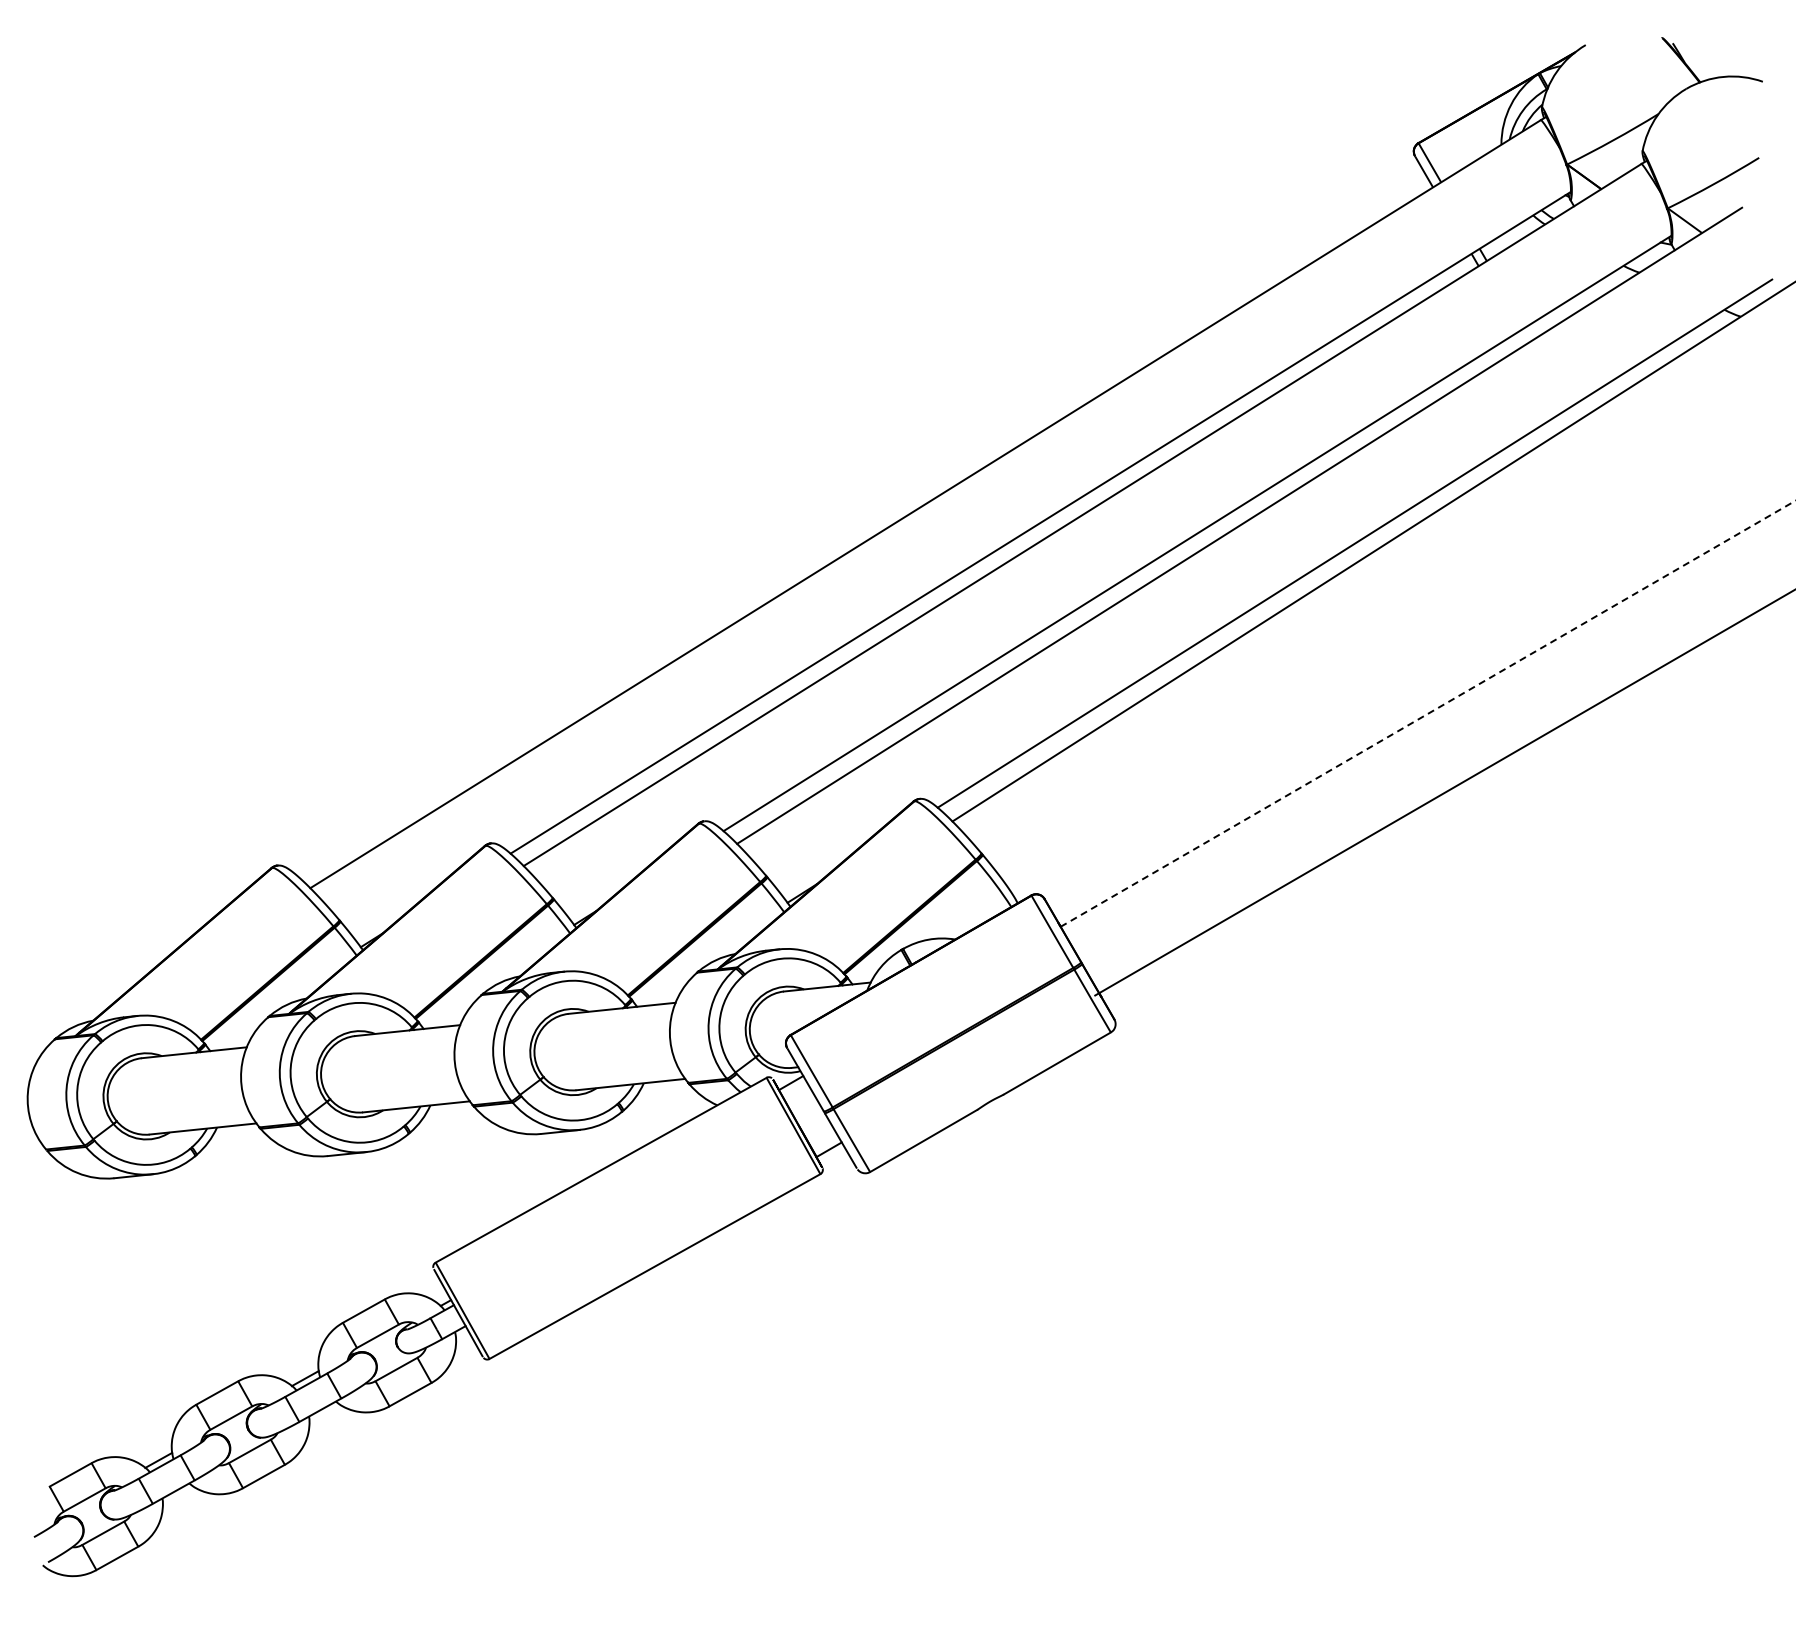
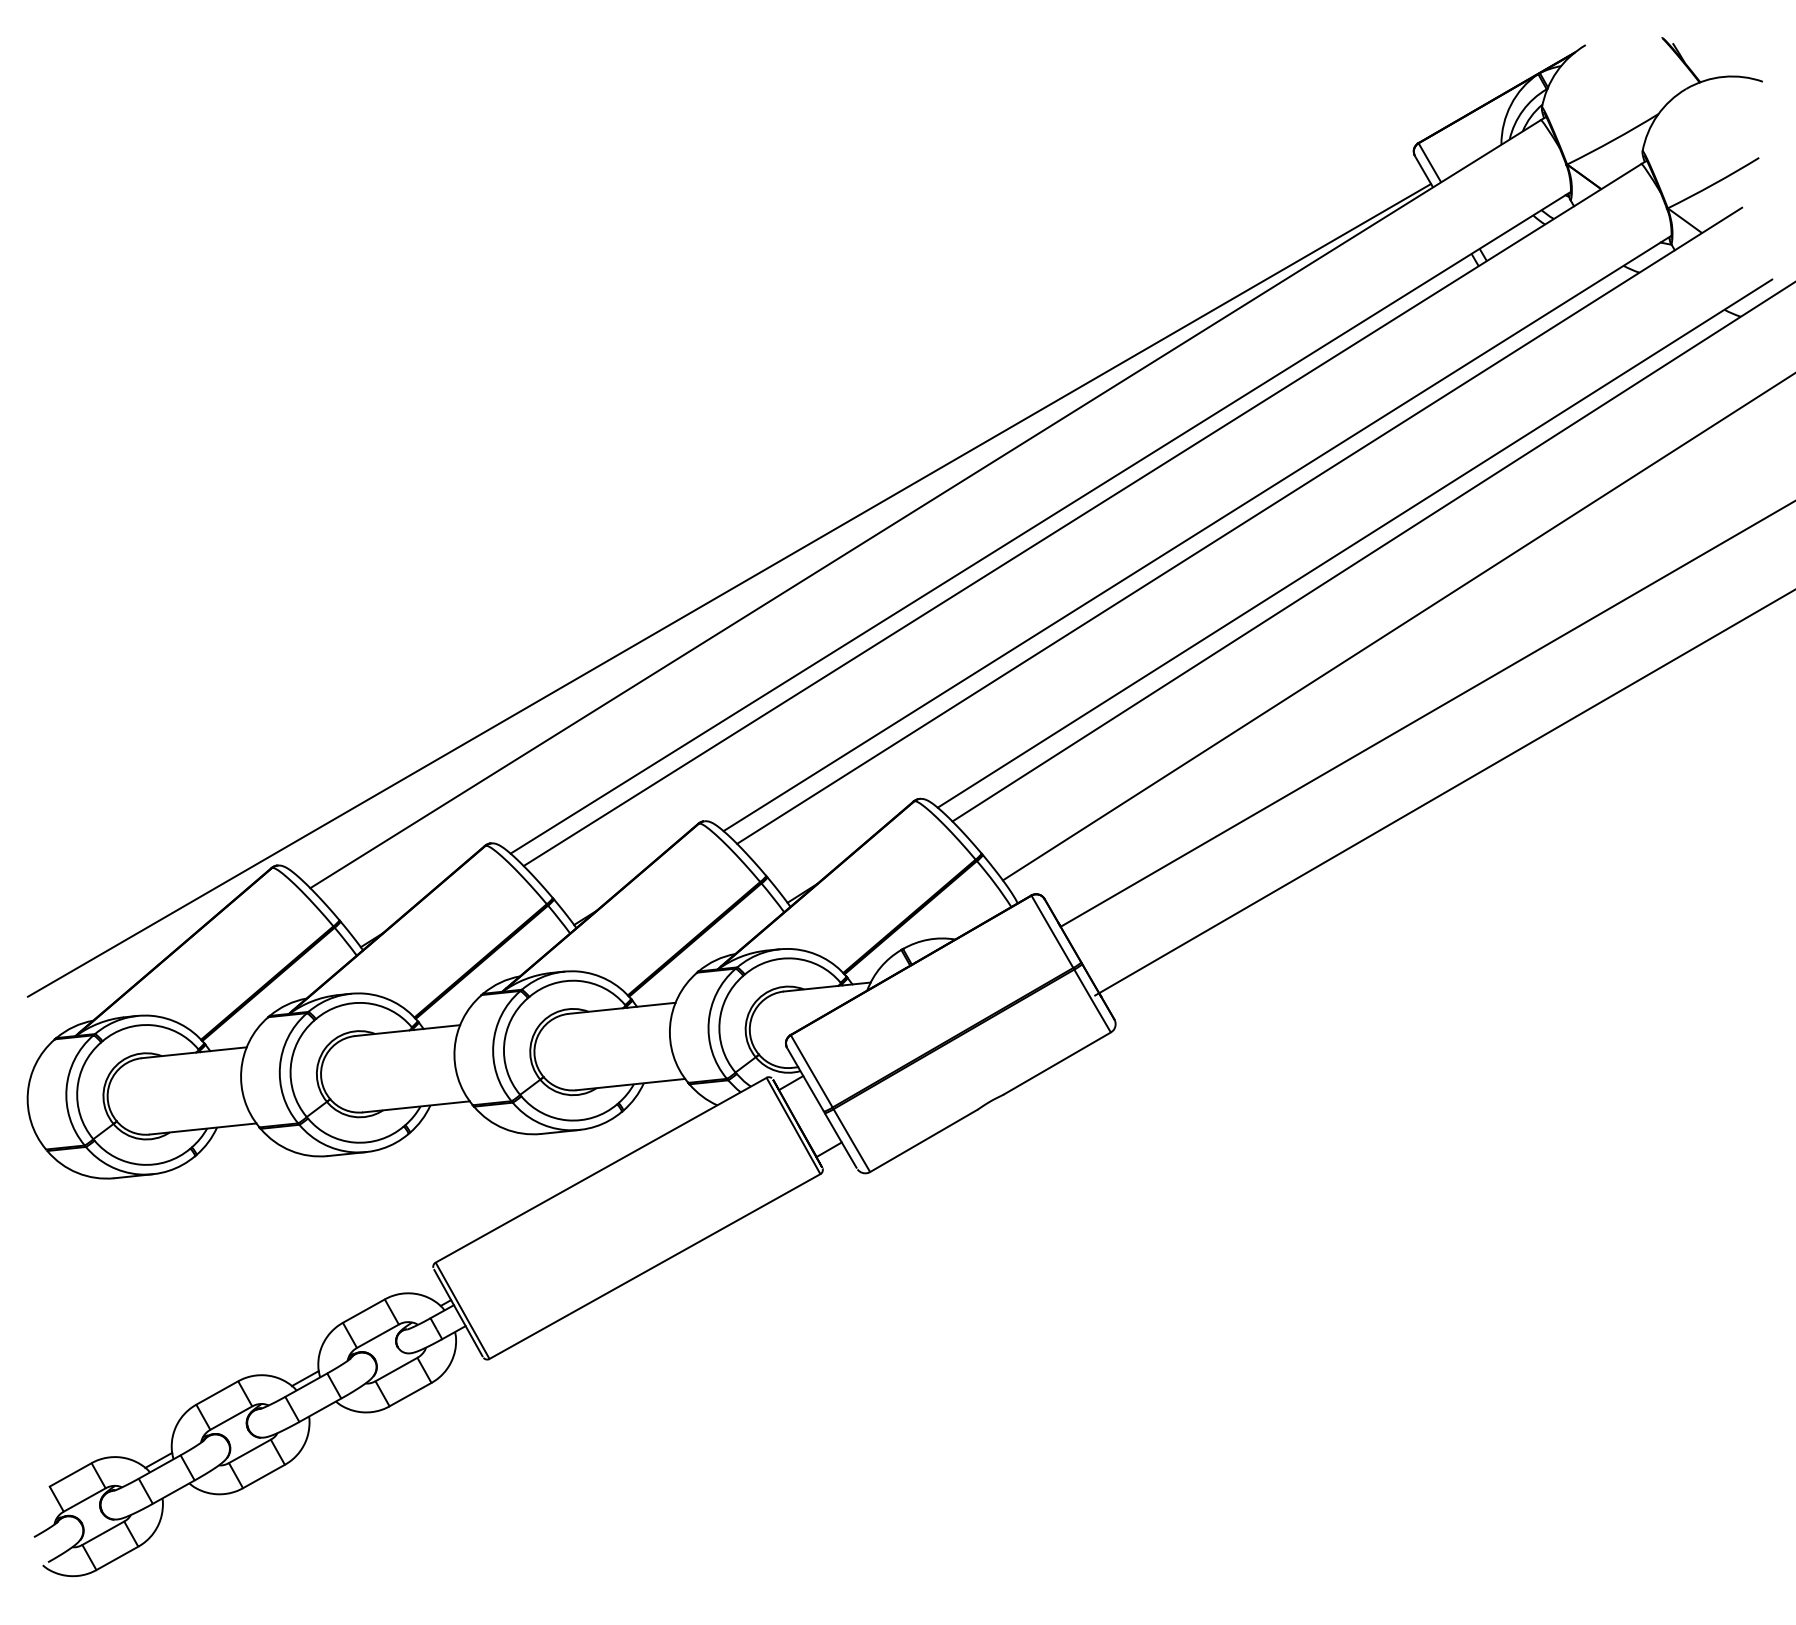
line: none -> present (729, 590)
line: none -> present (1397, 627)
line: dashed -> solid (1428, 713)
